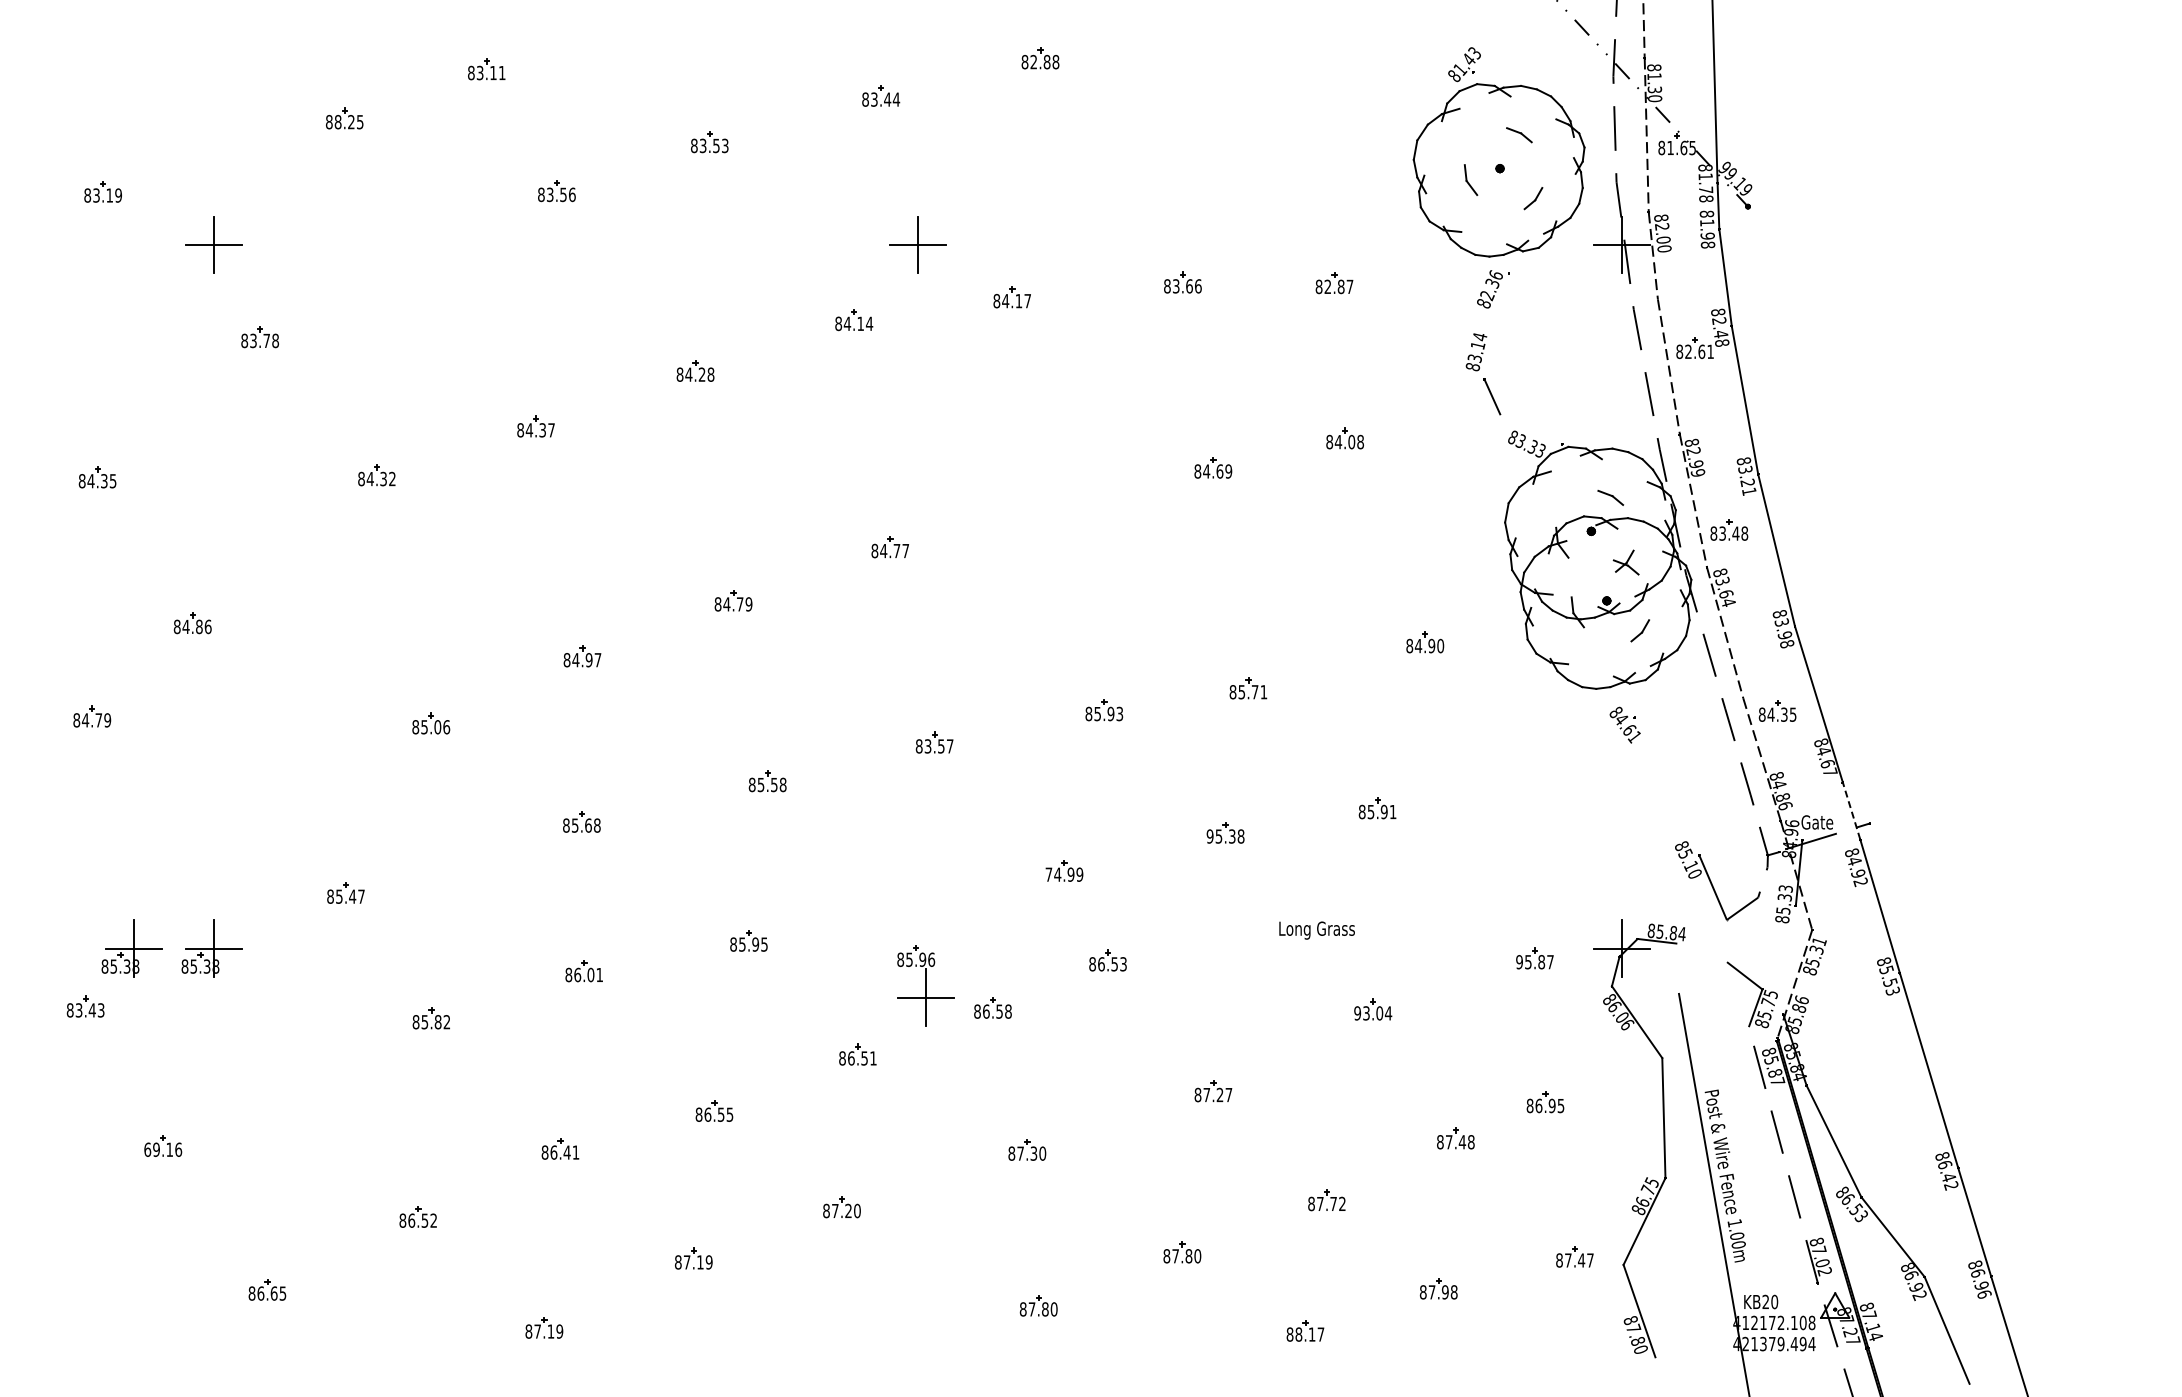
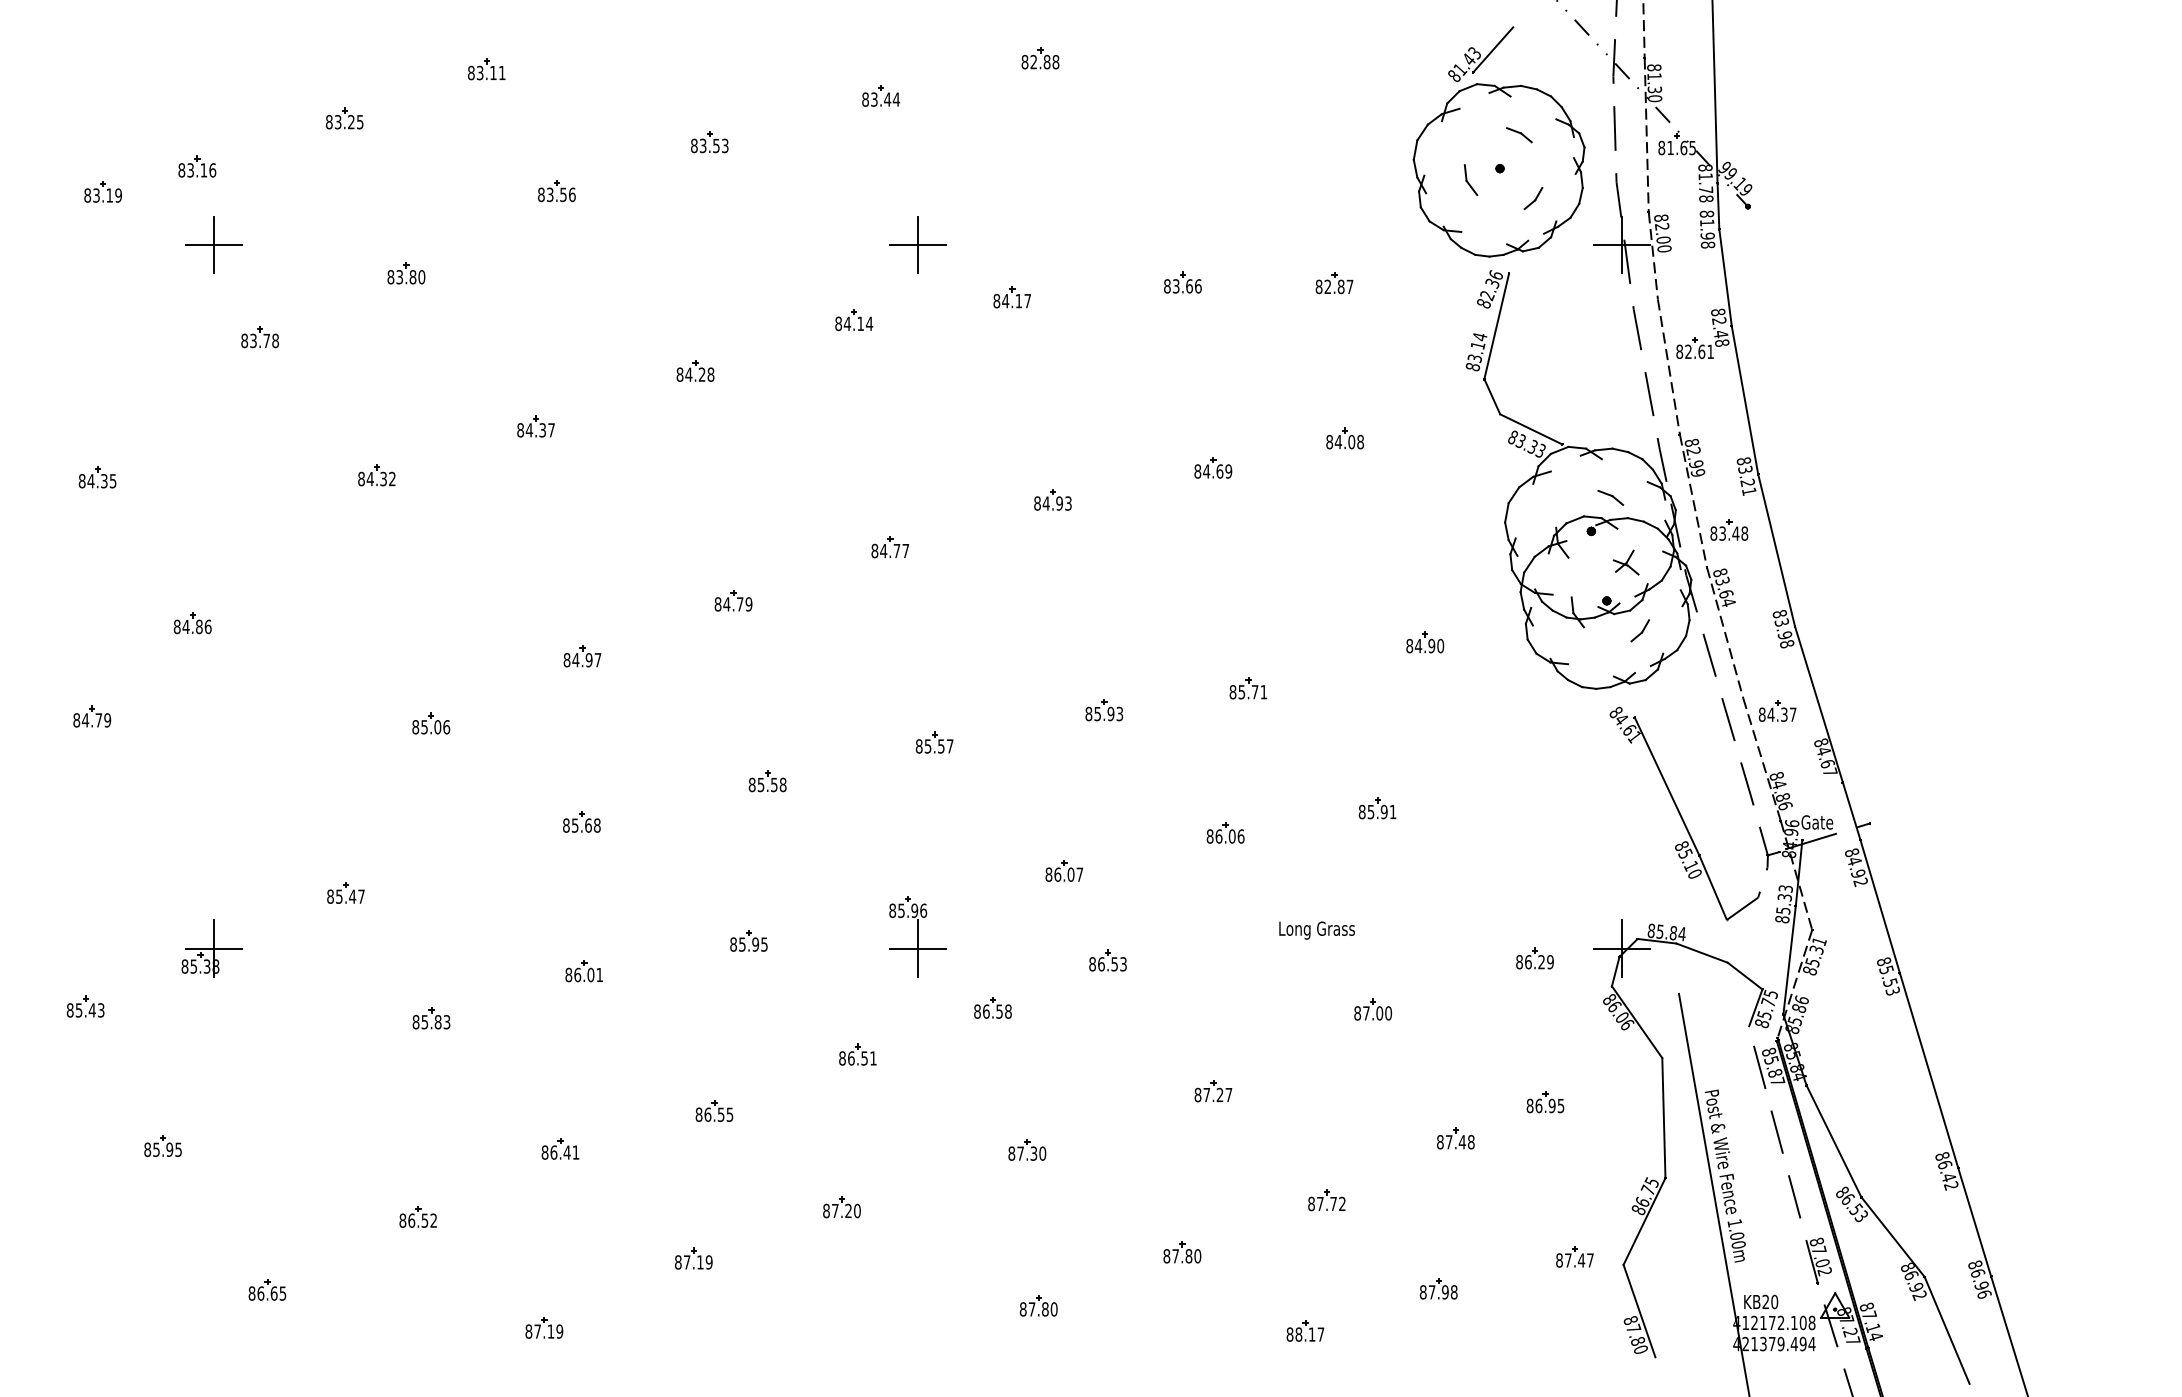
line: none -> present (1493, 49)
text: 88.25 -> 83.25 (337, 122)
part: none -> present (197, 166)
part: none -> present (406, 273)
line: none -> present (1496, 326)
line: none -> present (1531, 429)
part: none -> present (1052, 499)
text: 84.35 -> 84.37 (1792, 714)
text: 83.57 -> 85.57 (928, 745)
line: none -> present (1666, 786)
line: dashed -> solid (1851, 811)
text: 95.38 -> 86.06 (1225, 836)
text: 74.99 -> 86.07 (1064, 874)
part: present -> none (131, 948)
line: none -> present (1701, 952)
line: none -> present (1789, 959)
text: 95.87 -> 86.29 (1534, 962)
part position: (925, 985) -> (917, 936) (917, 936)
text: 83.43 -> 85.43 (79, 1009)
text: 93.04 -> 87.00 (1373, 1013)
text: 85.82 -> 85.83 (446, 1022)
text: 69.16 -> 85.95 (163, 1149)
